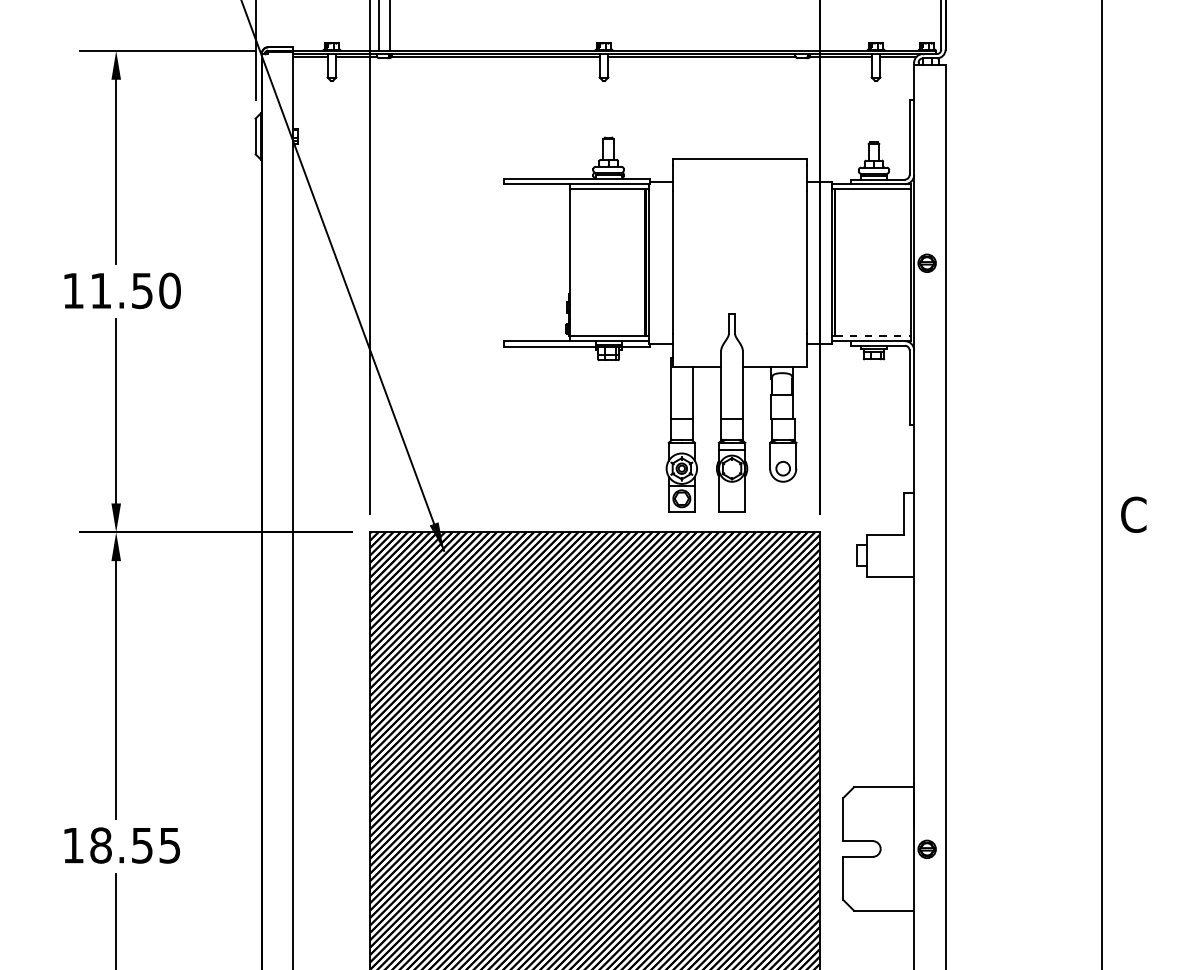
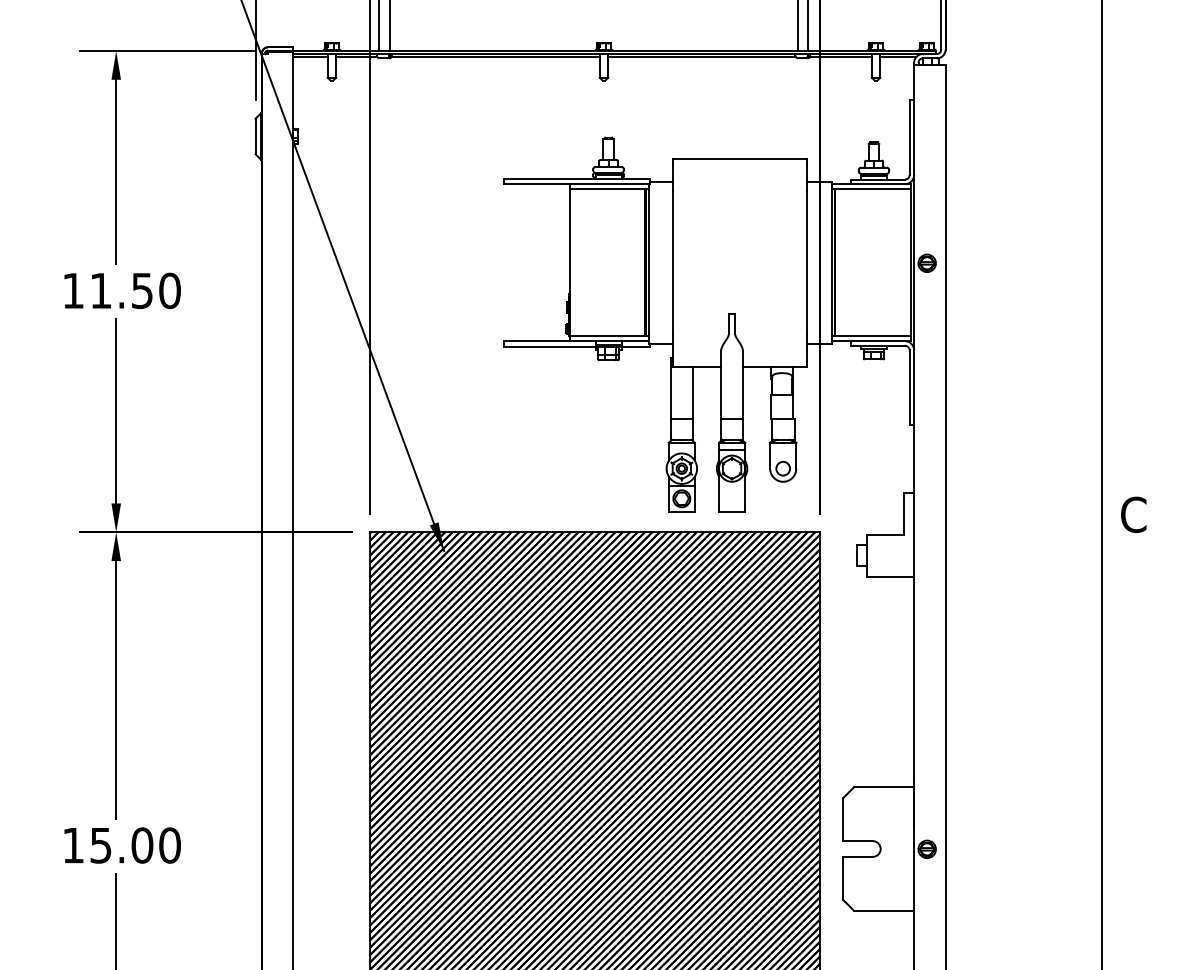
line: none -> present (797, 26)
line: none -> present (808, 26)
line: dashed -> solid (873, 335)
text: 18.55 -> 15.00 (135, 845)
